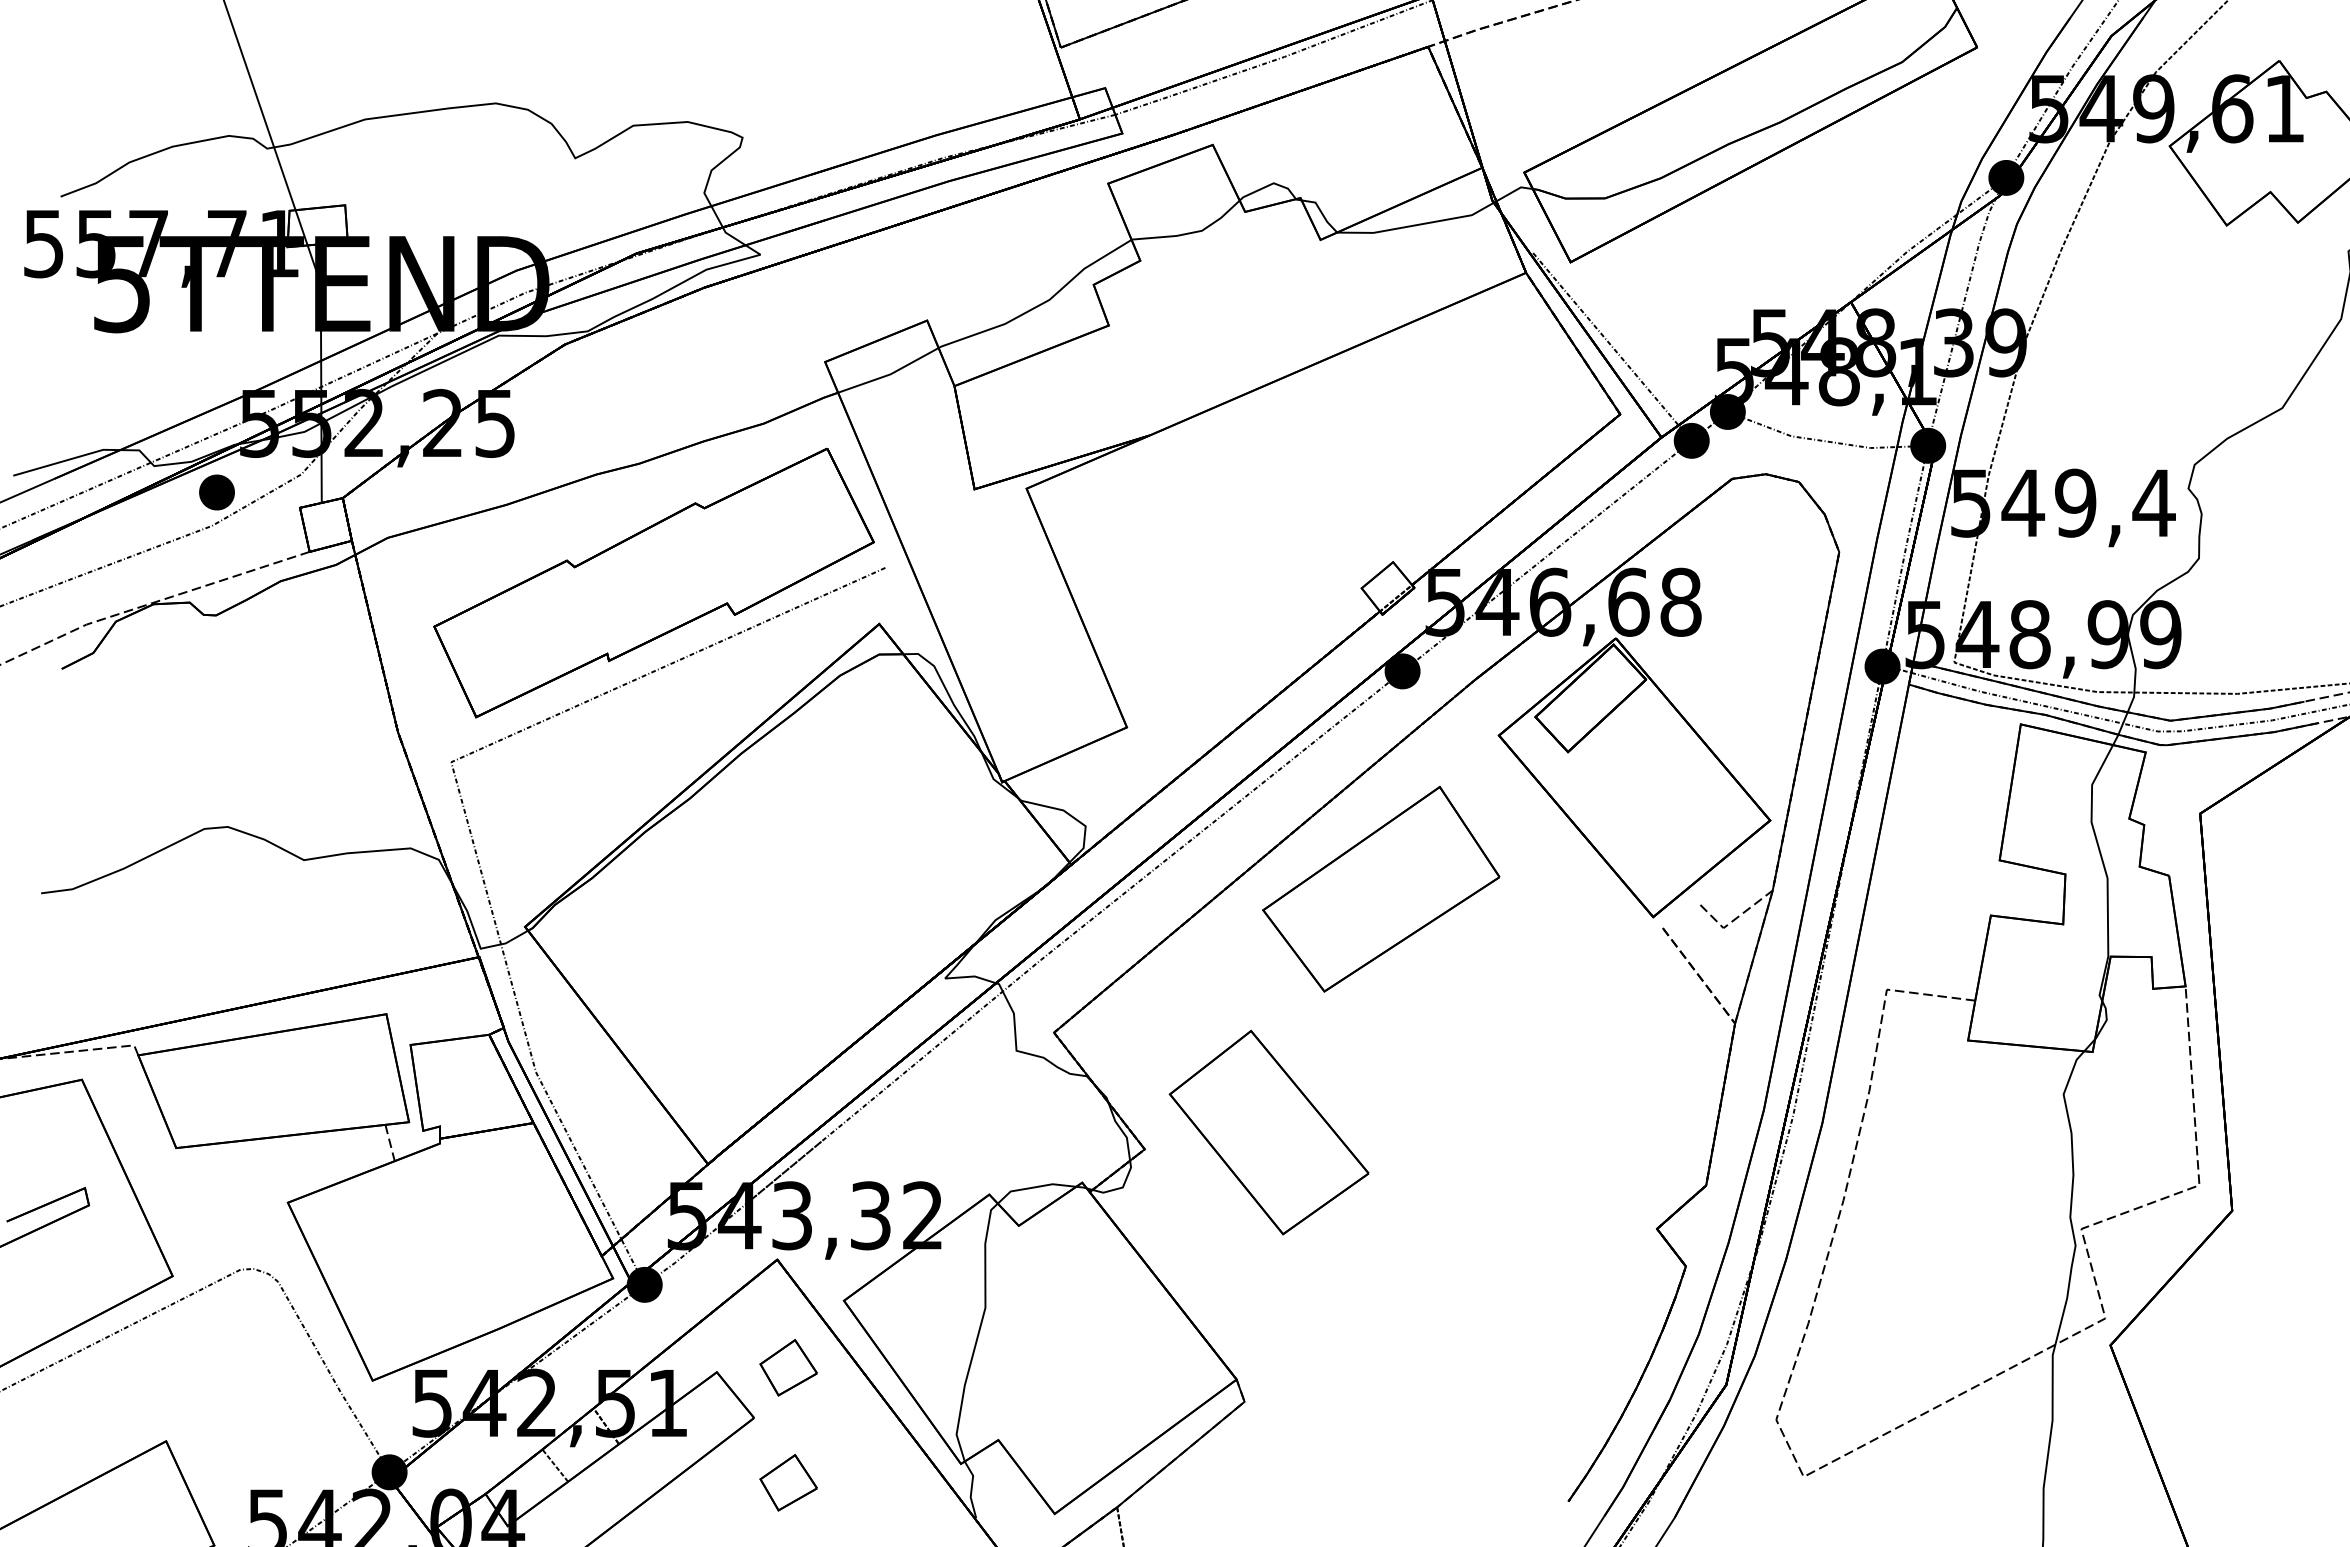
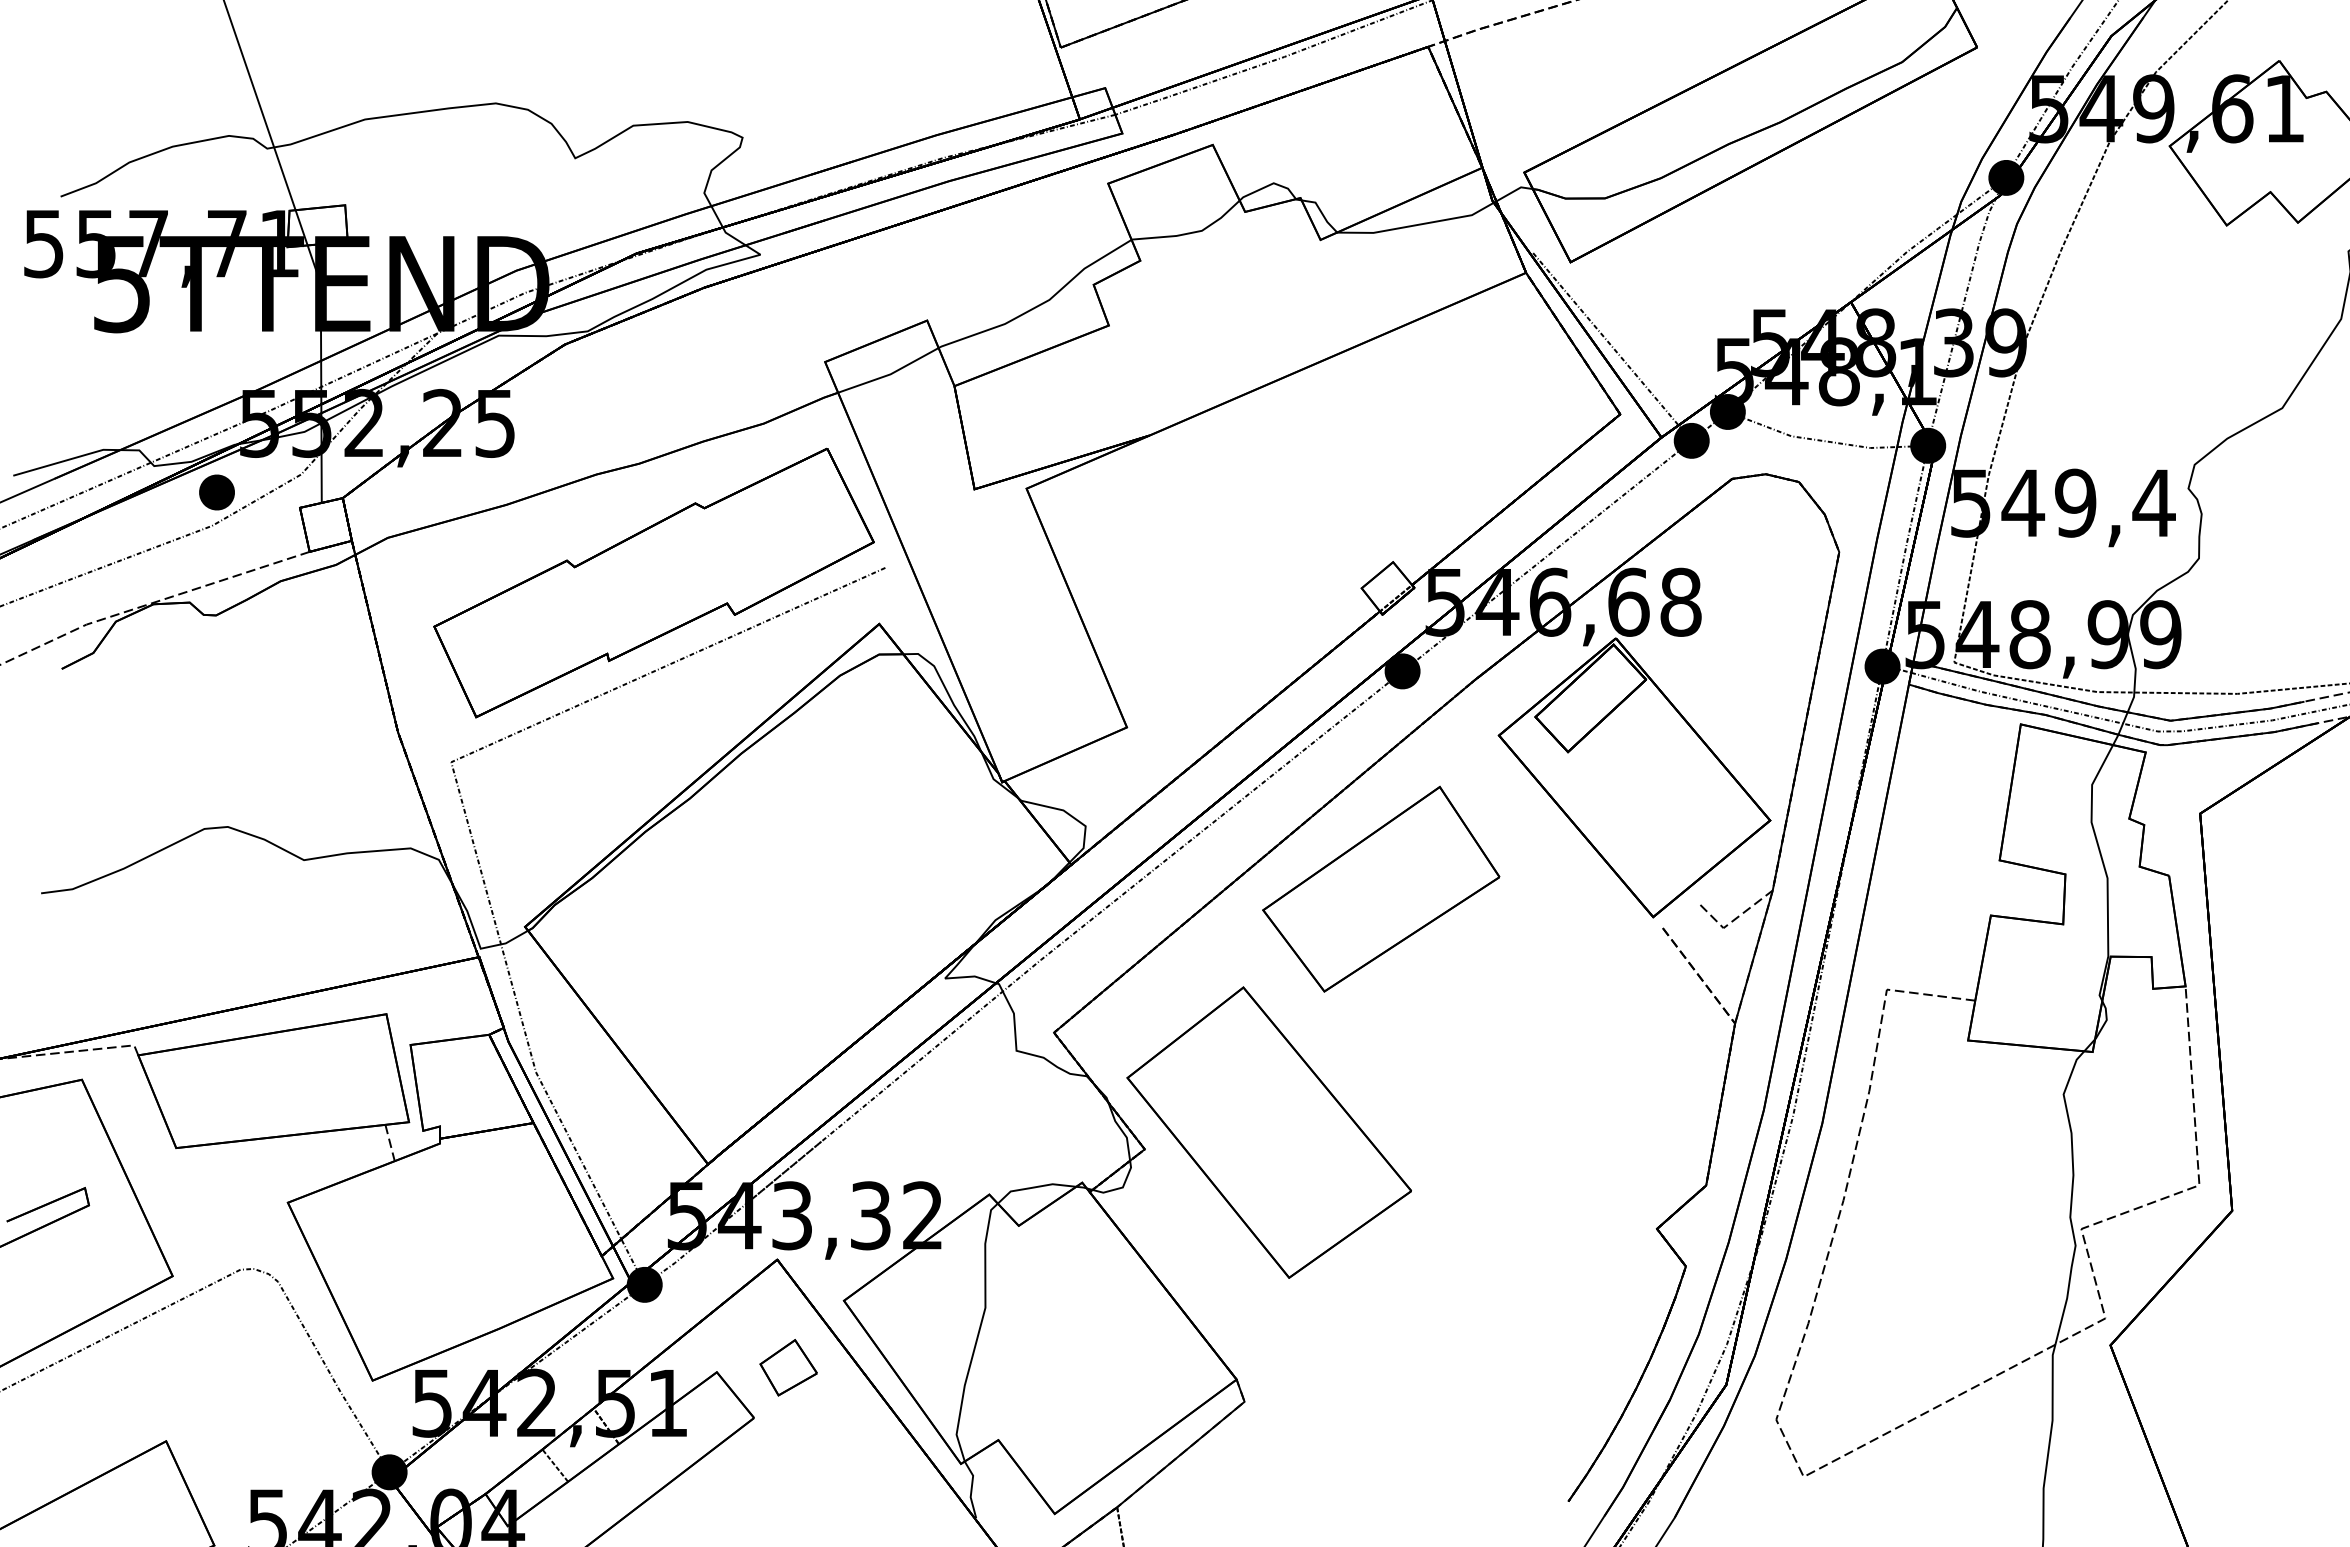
part size: 202x207 px -> 286x293 px (1268, 1132)
part: present -> none (788, 1482)
